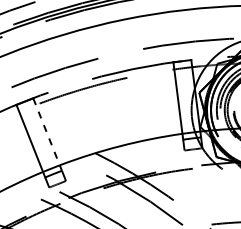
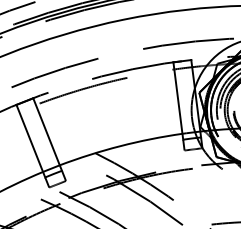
line: dashed -> solid (47, 134)
